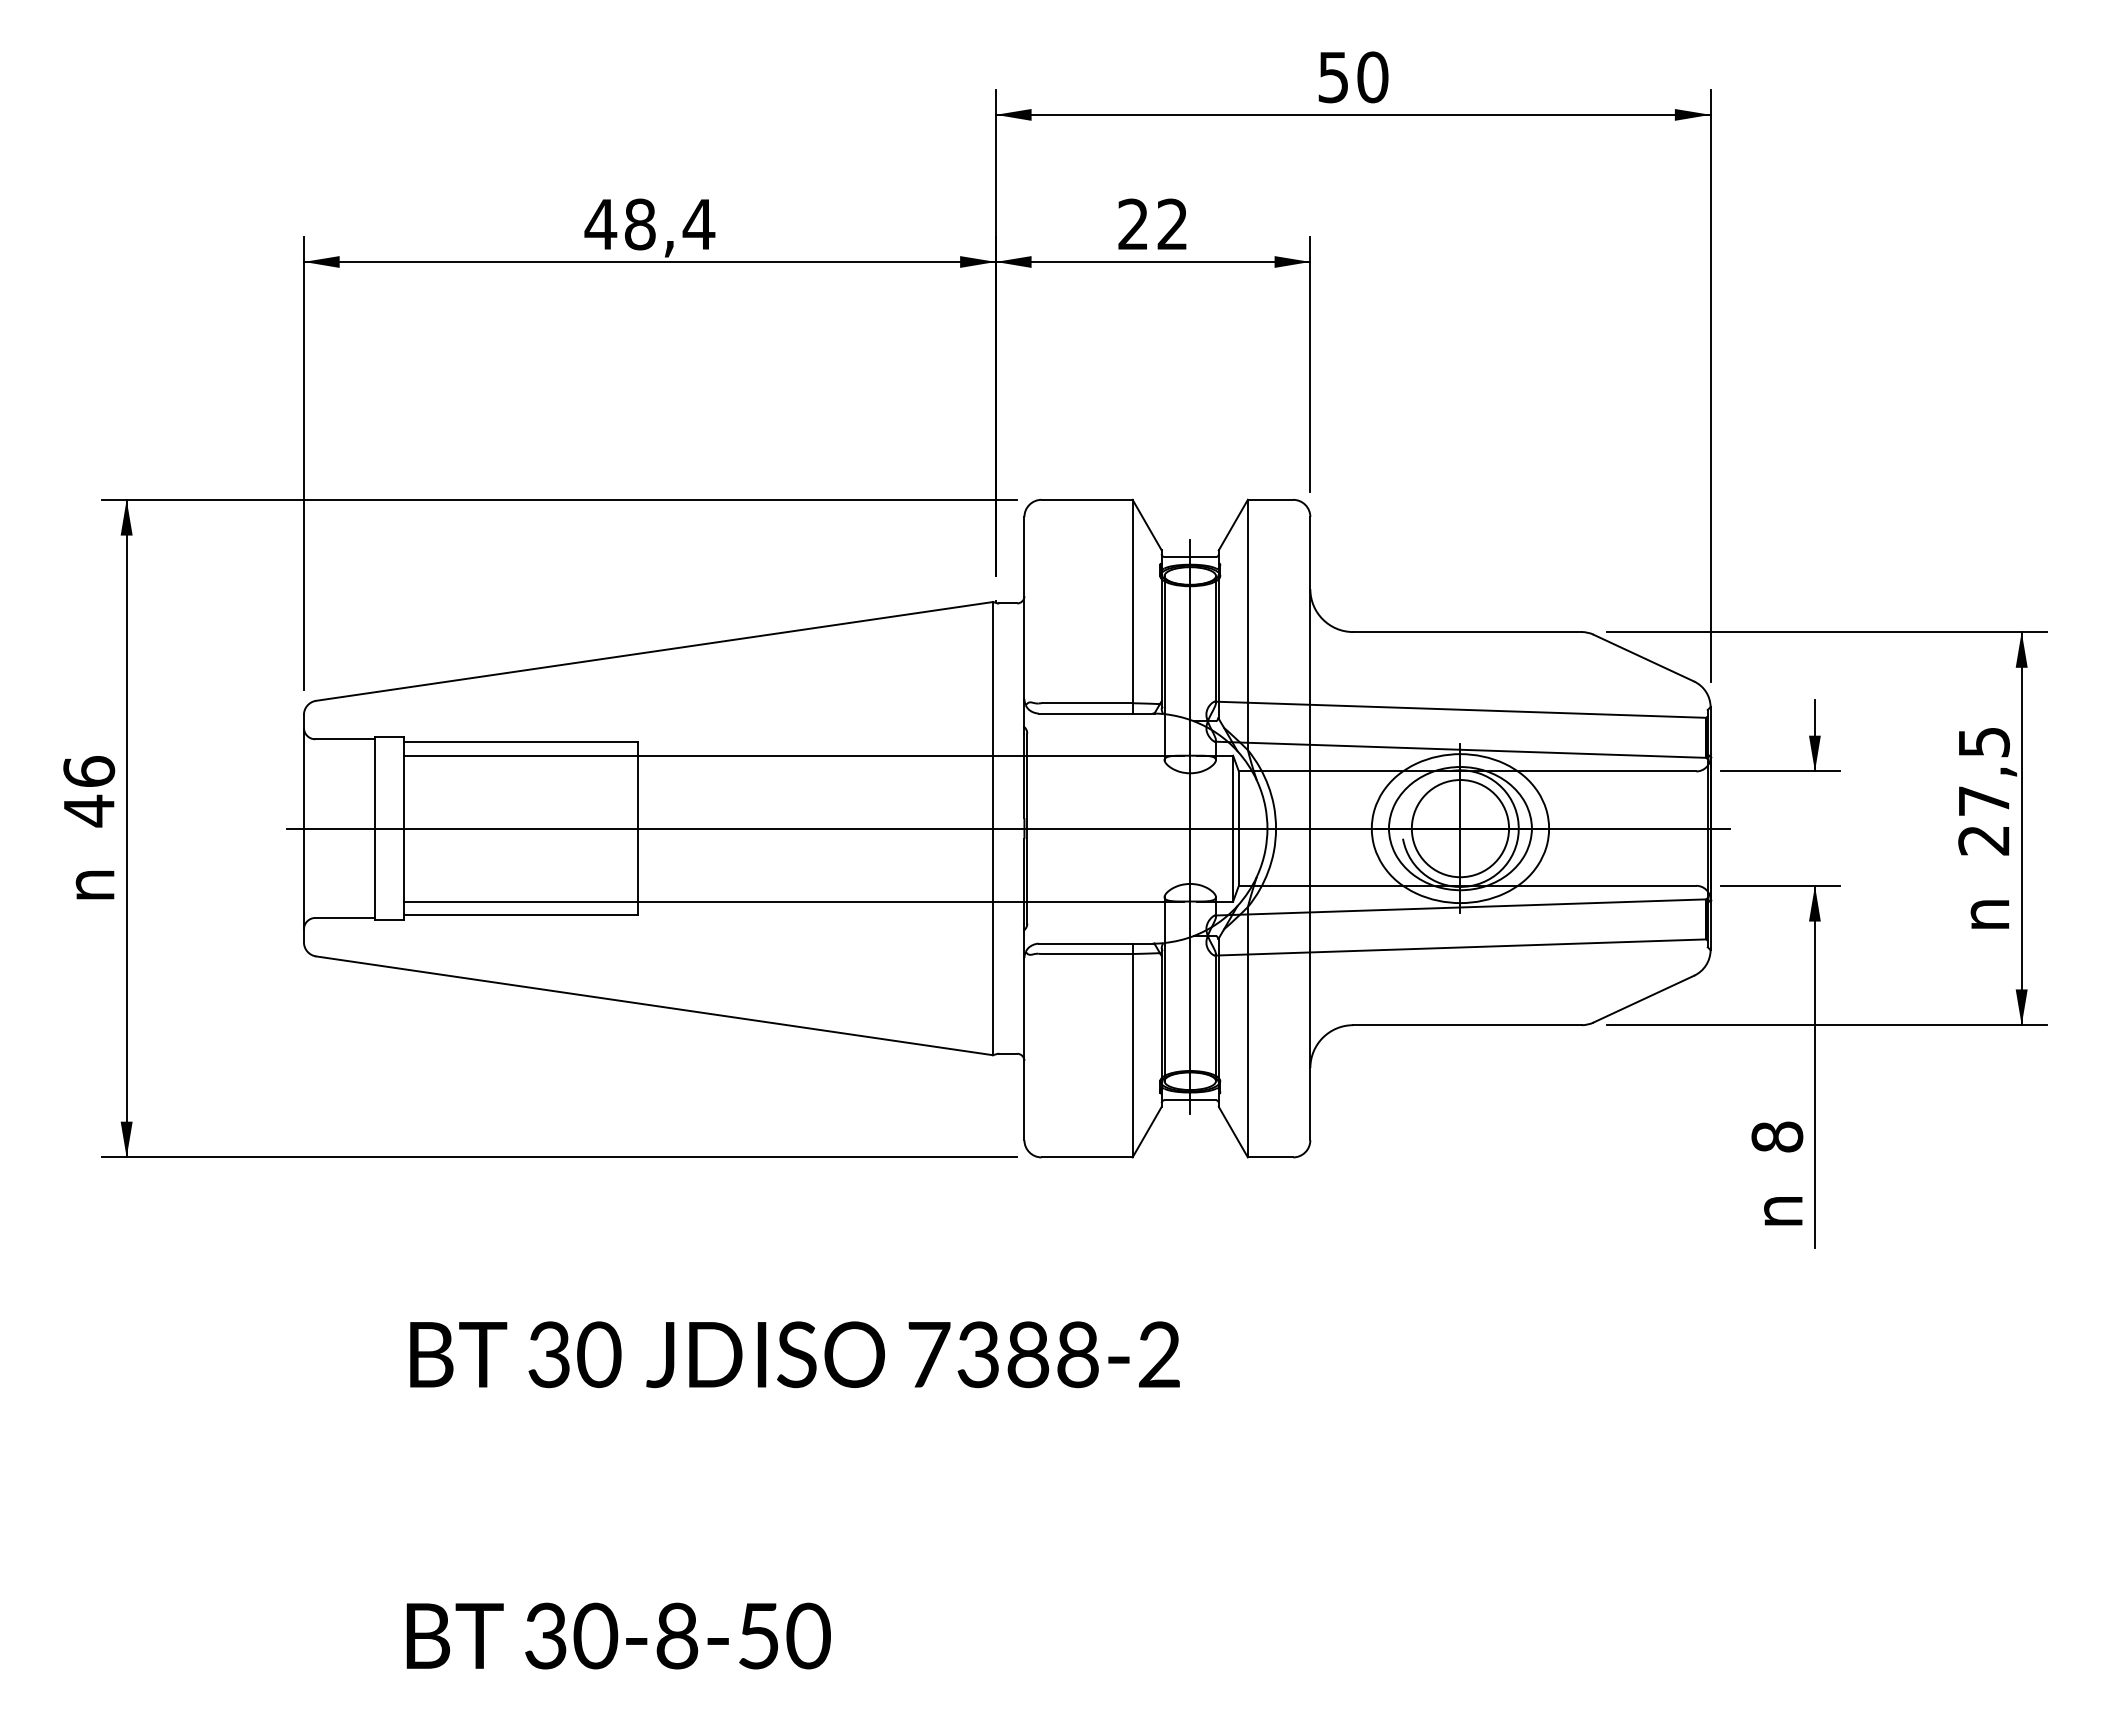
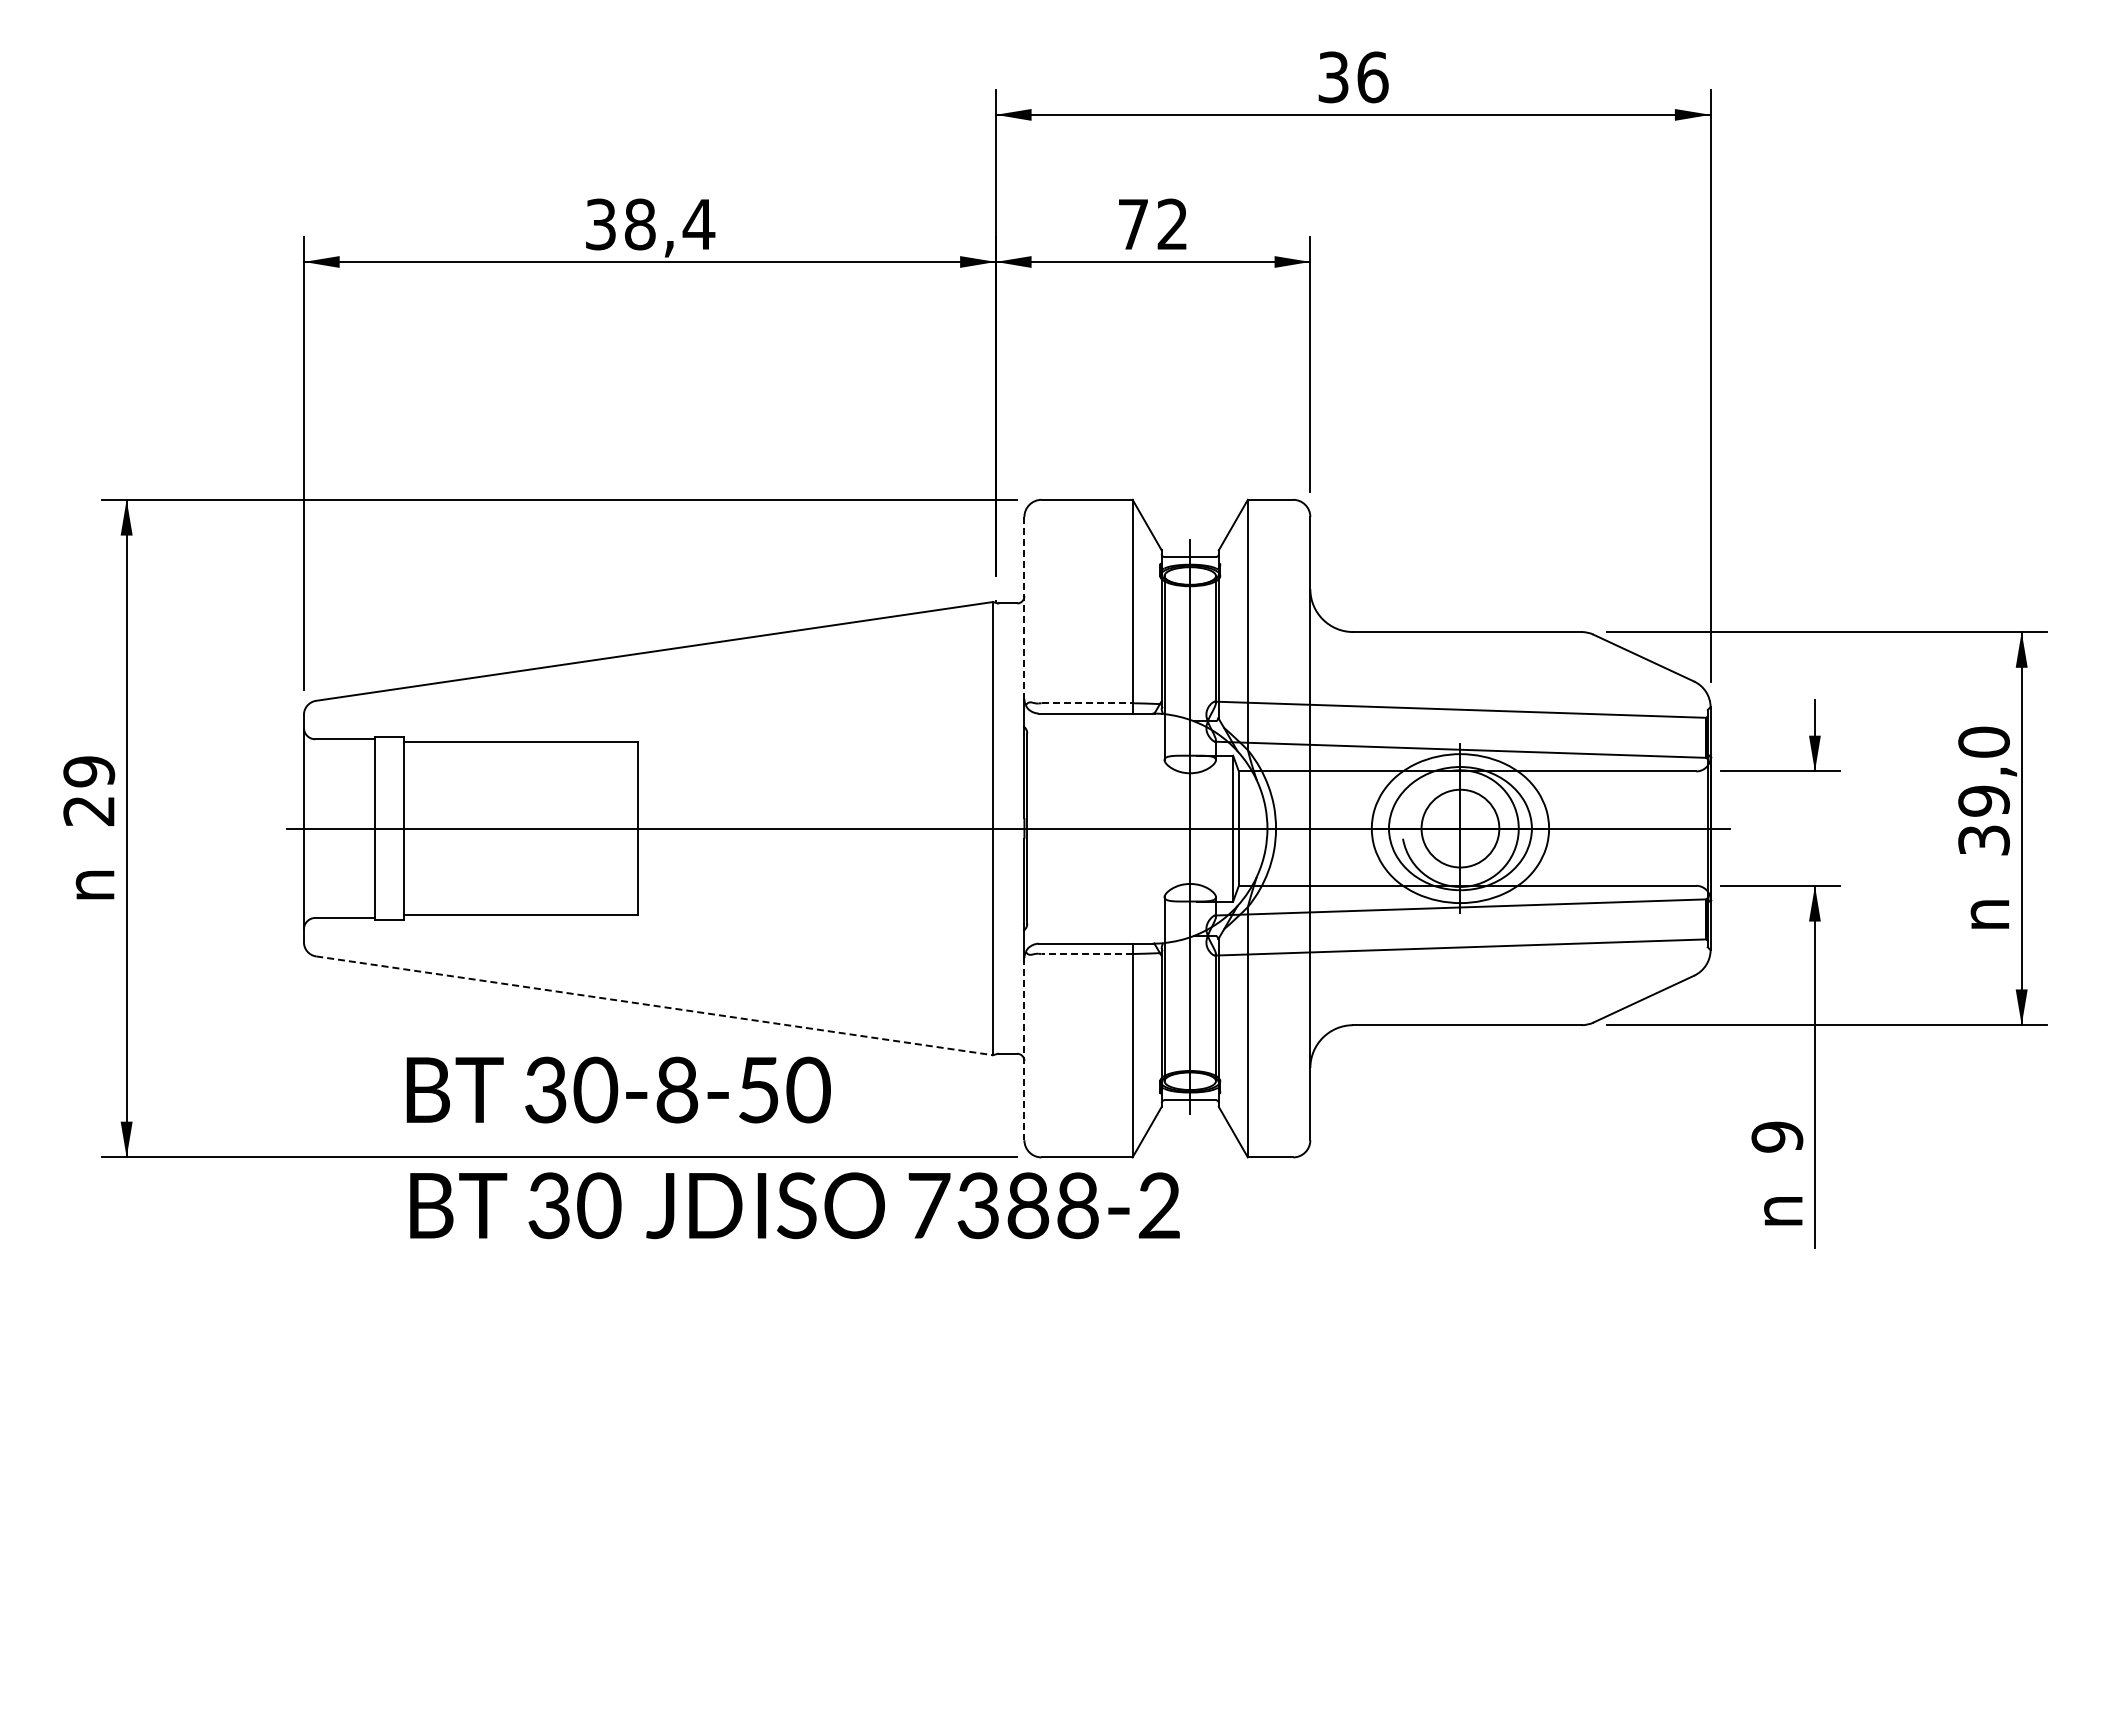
text: 50 -> 36 (1353, 77)
text: 22 -> 72 (1132, 223)
text: 48,4 -> 38,4 (600, 224)
line: solid -> dashed (1024, 608)
line: solid -> dashed (1087, 703)
line: present -> none (793, 755)
text: 27,5 -> 39,0 (1983, 790)
text: 46 -> 29 (89, 791)
circle diameter: 97 px -> 78 px (1460, 828)
line: present -> none (793, 901)
line: solid -> dashed (1087, 954)
line: solid -> dashed (654, 1005)
line: solid -> dashed (1024, 1049)
text: 8 -> 9 (1777, 1136)
text position: (794, 1354) -> (794, 1205) (794, 1205)
text position: (618, 1635) -> (618, 1089) (618, 1089)
